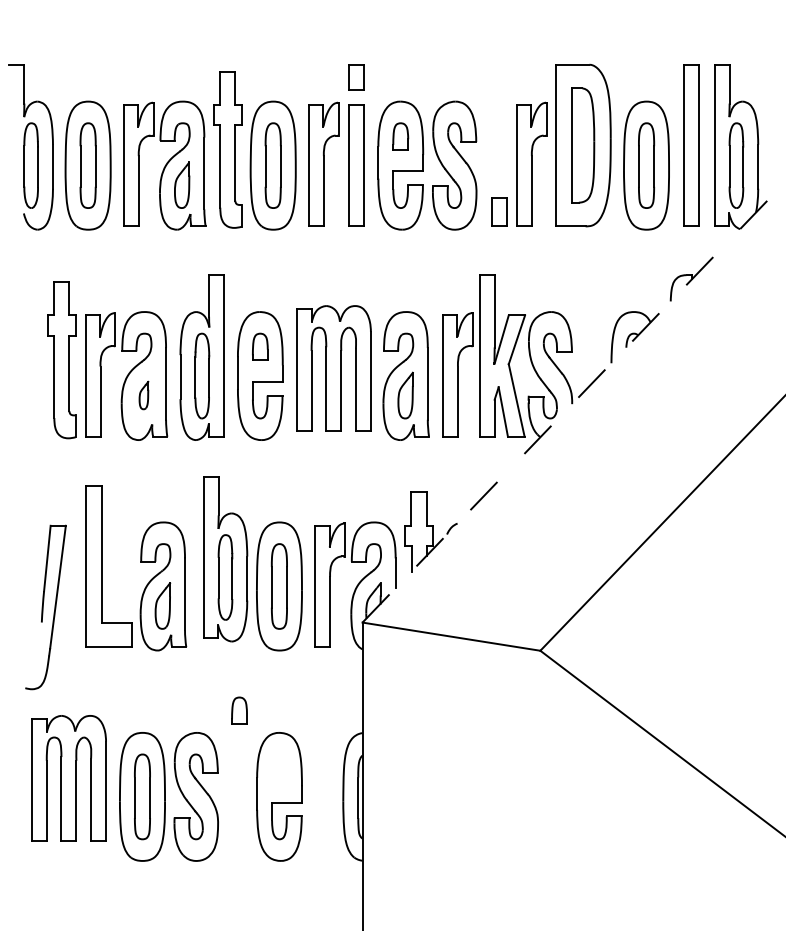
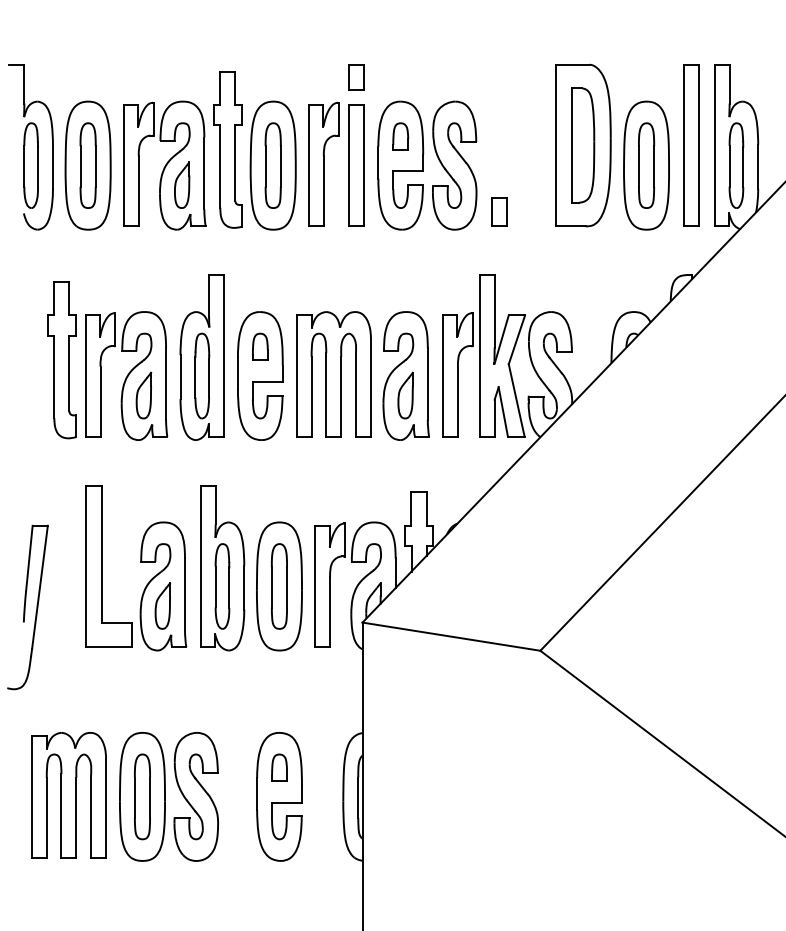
part: present -> none (531, 163)
part position: (333, 368) -> (333, 374) (333, 374)
part size: 12x31 px -> 18x49 px (143, 395)
line: dashed -> solid (574, 402)
part position: (225, 559) -> (222, 568) (222, 568)
part position: (45, 607) -> (27, 607) (27, 607)
part position: (239, 710) -> (279, 767) (279, 767)
part position: (68, 778) -> (68, 795) (68, 795)
